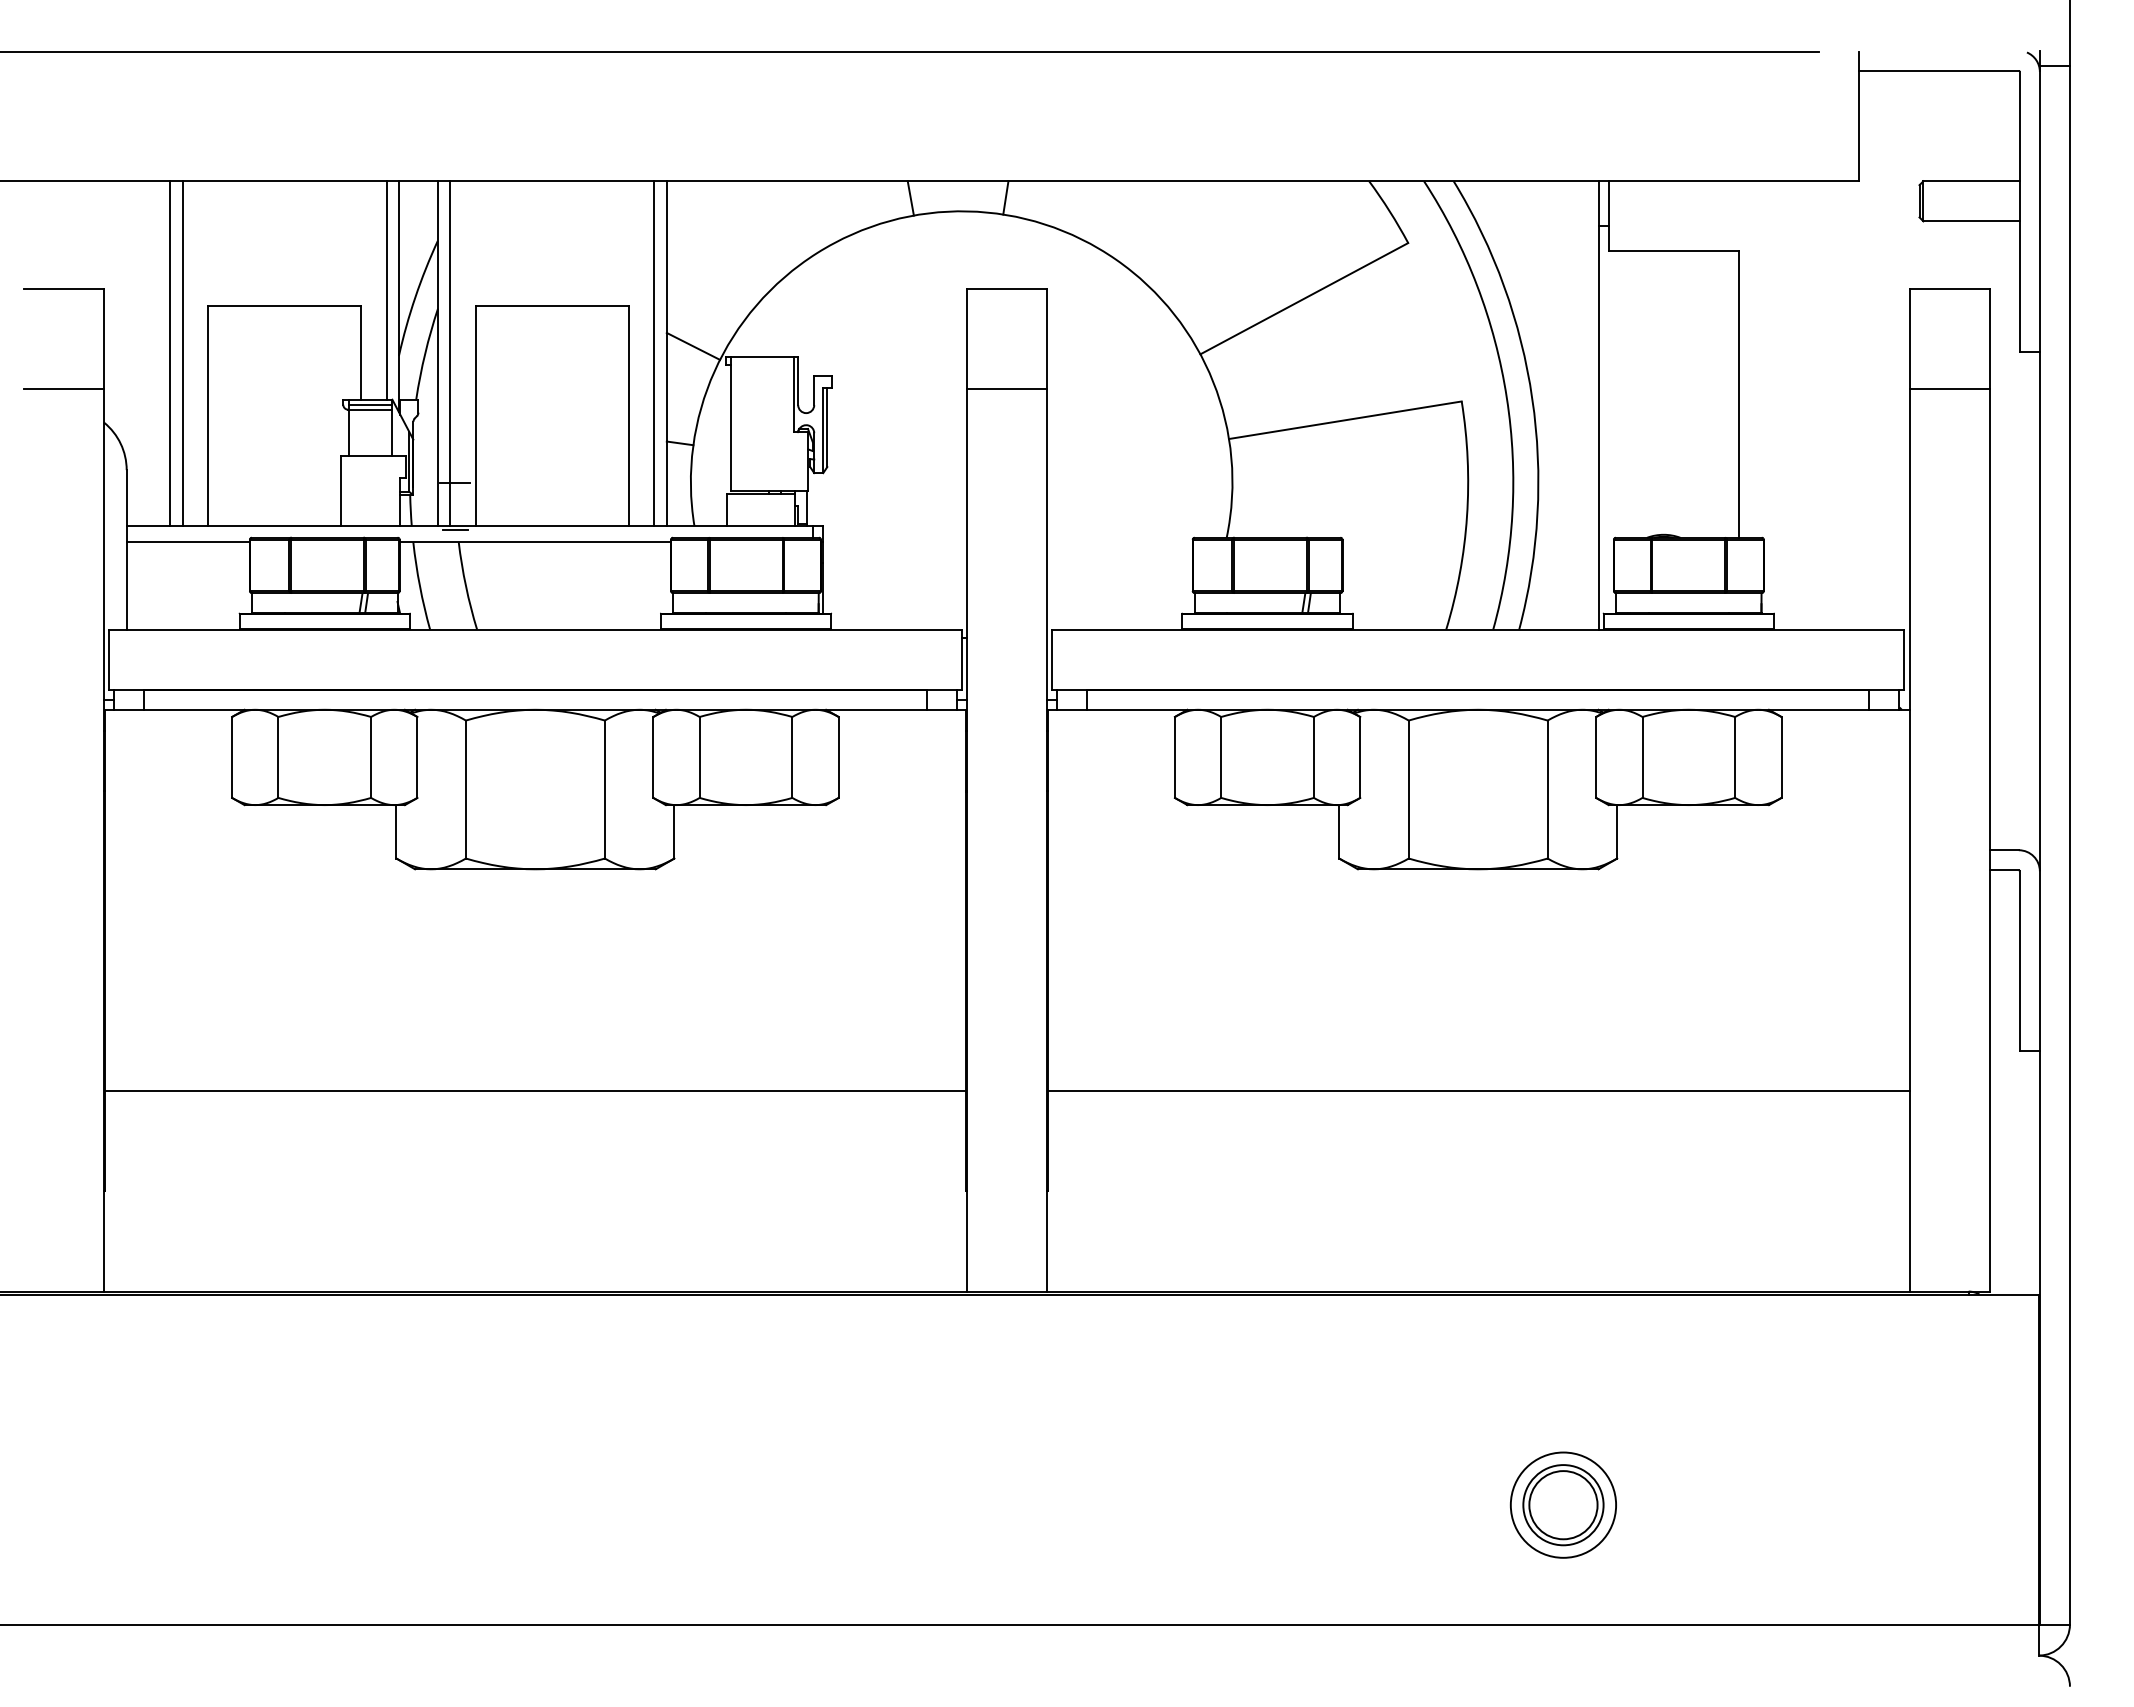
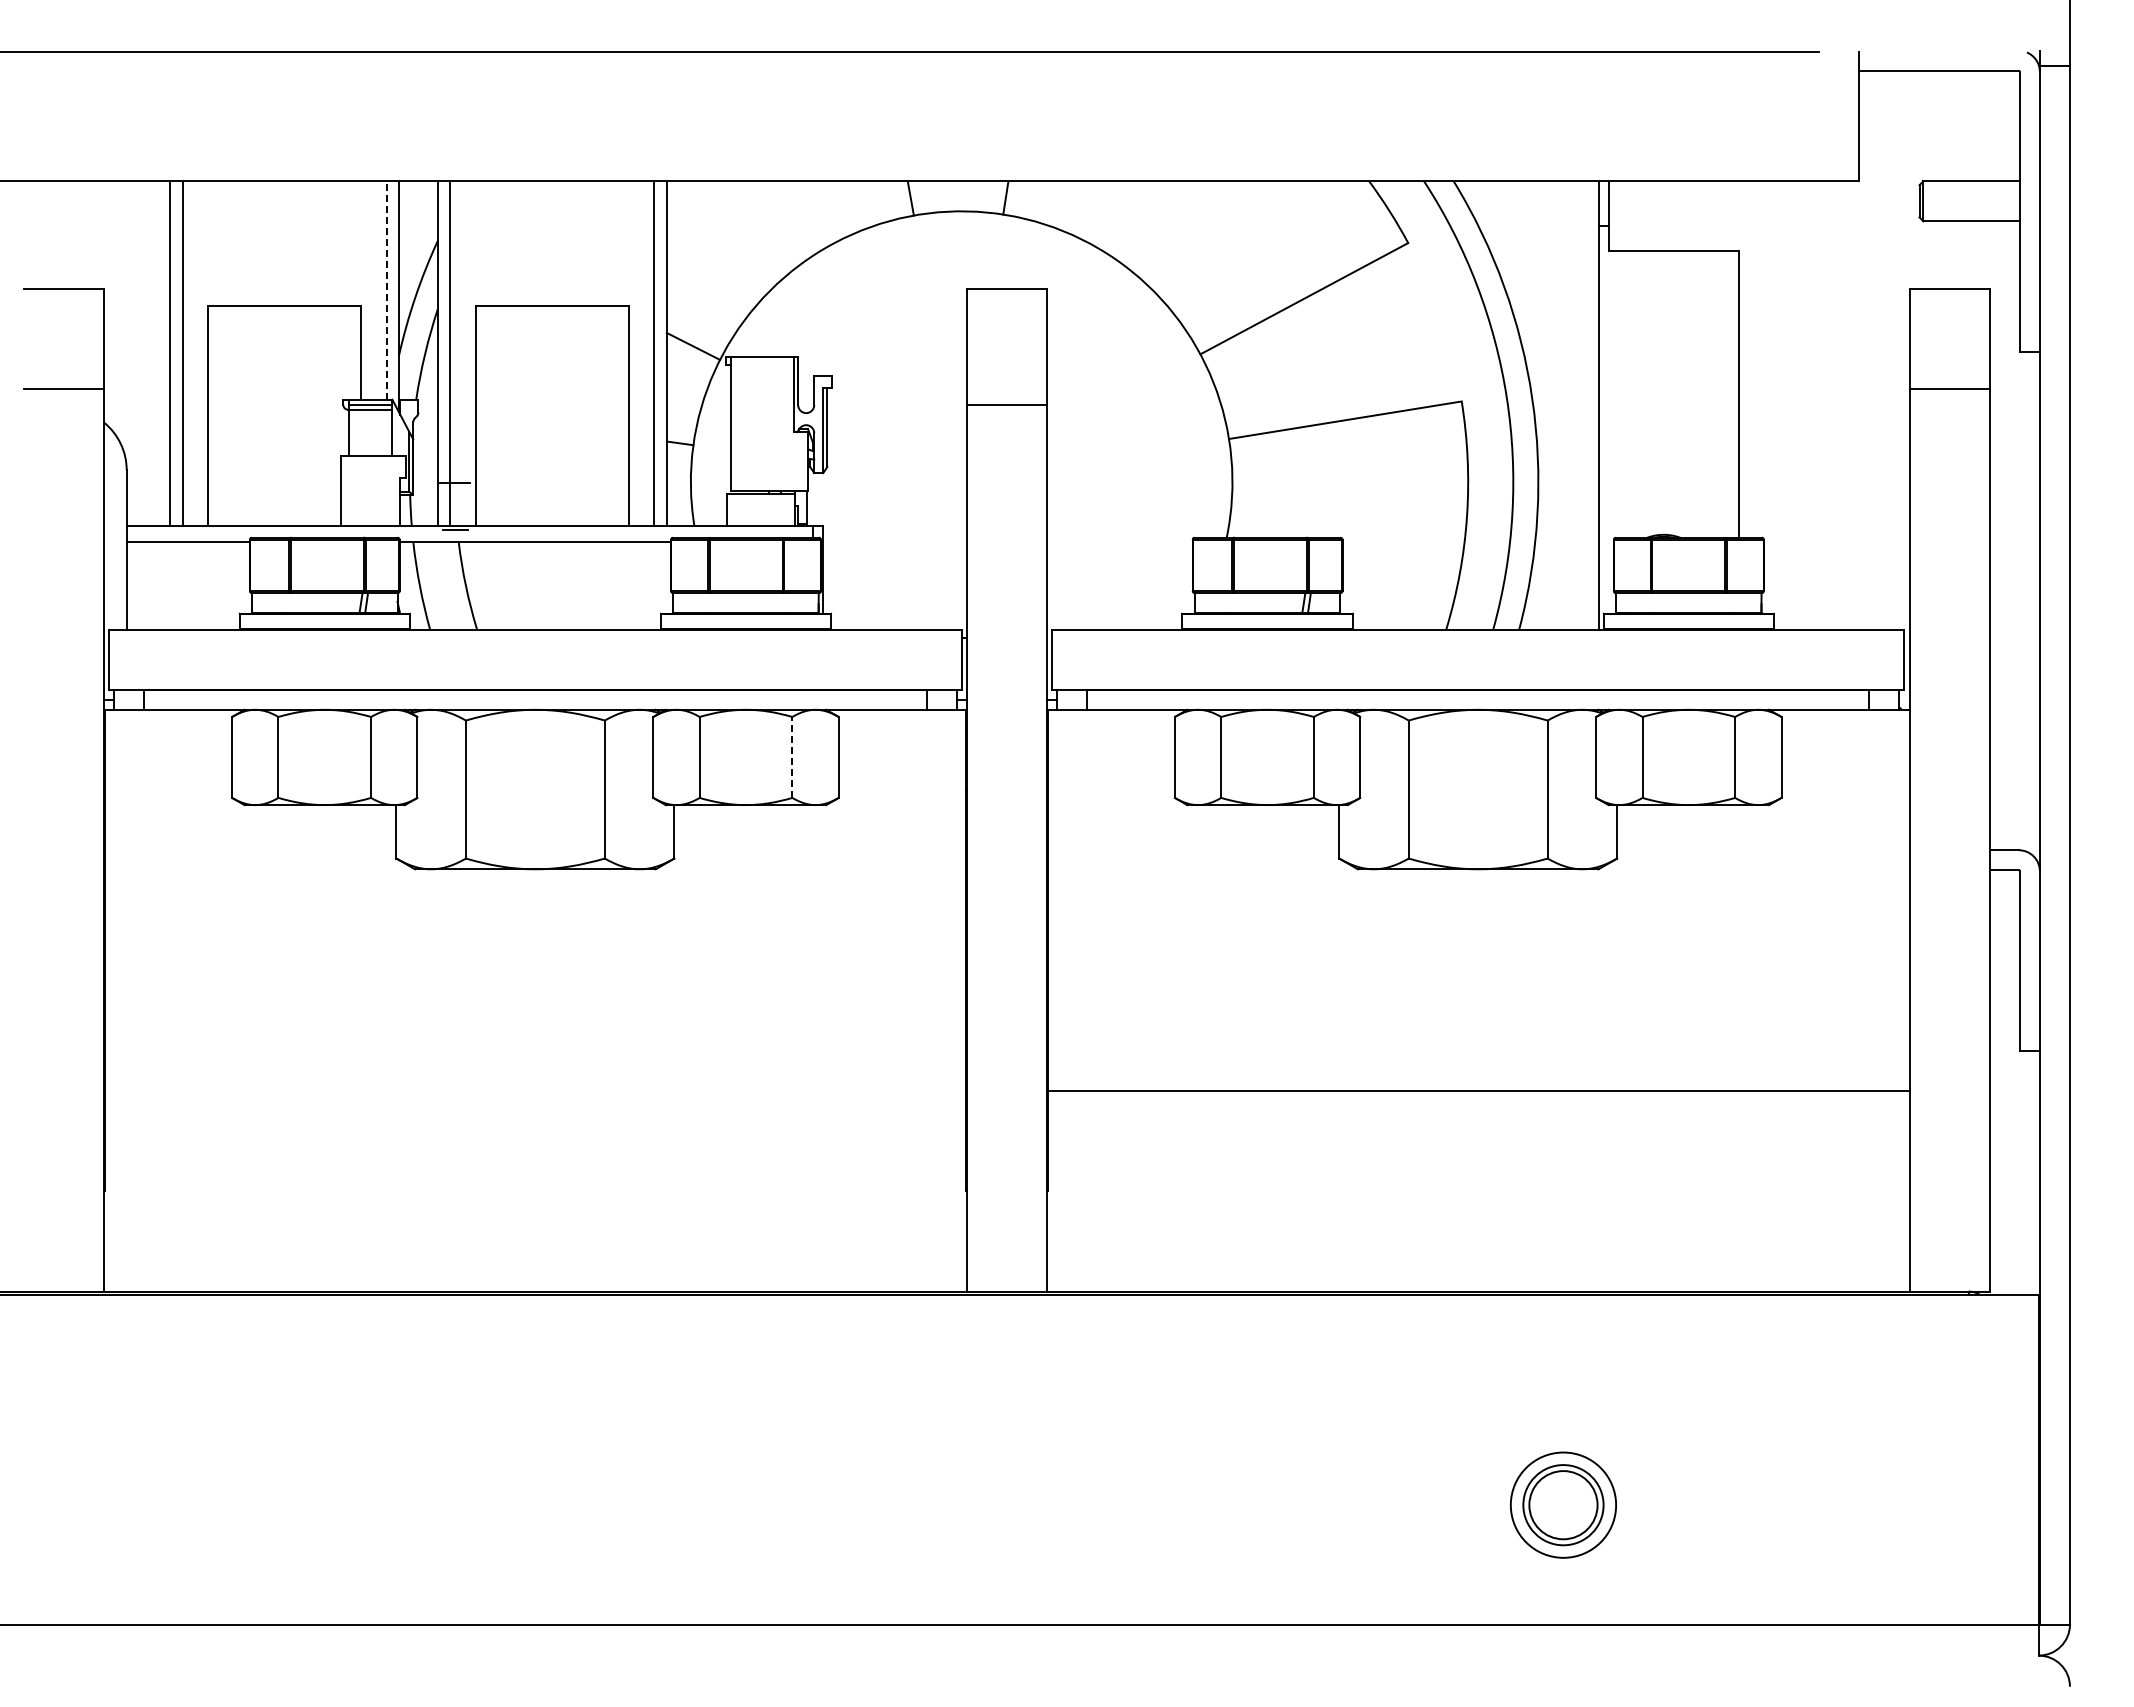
line: solid -> dashed (386, 289)
line position: (1006, 388) -> (1006, 404) (1006, 404)
line: solid -> dashed (792, 756)
line: present -> none (535, 1090)
